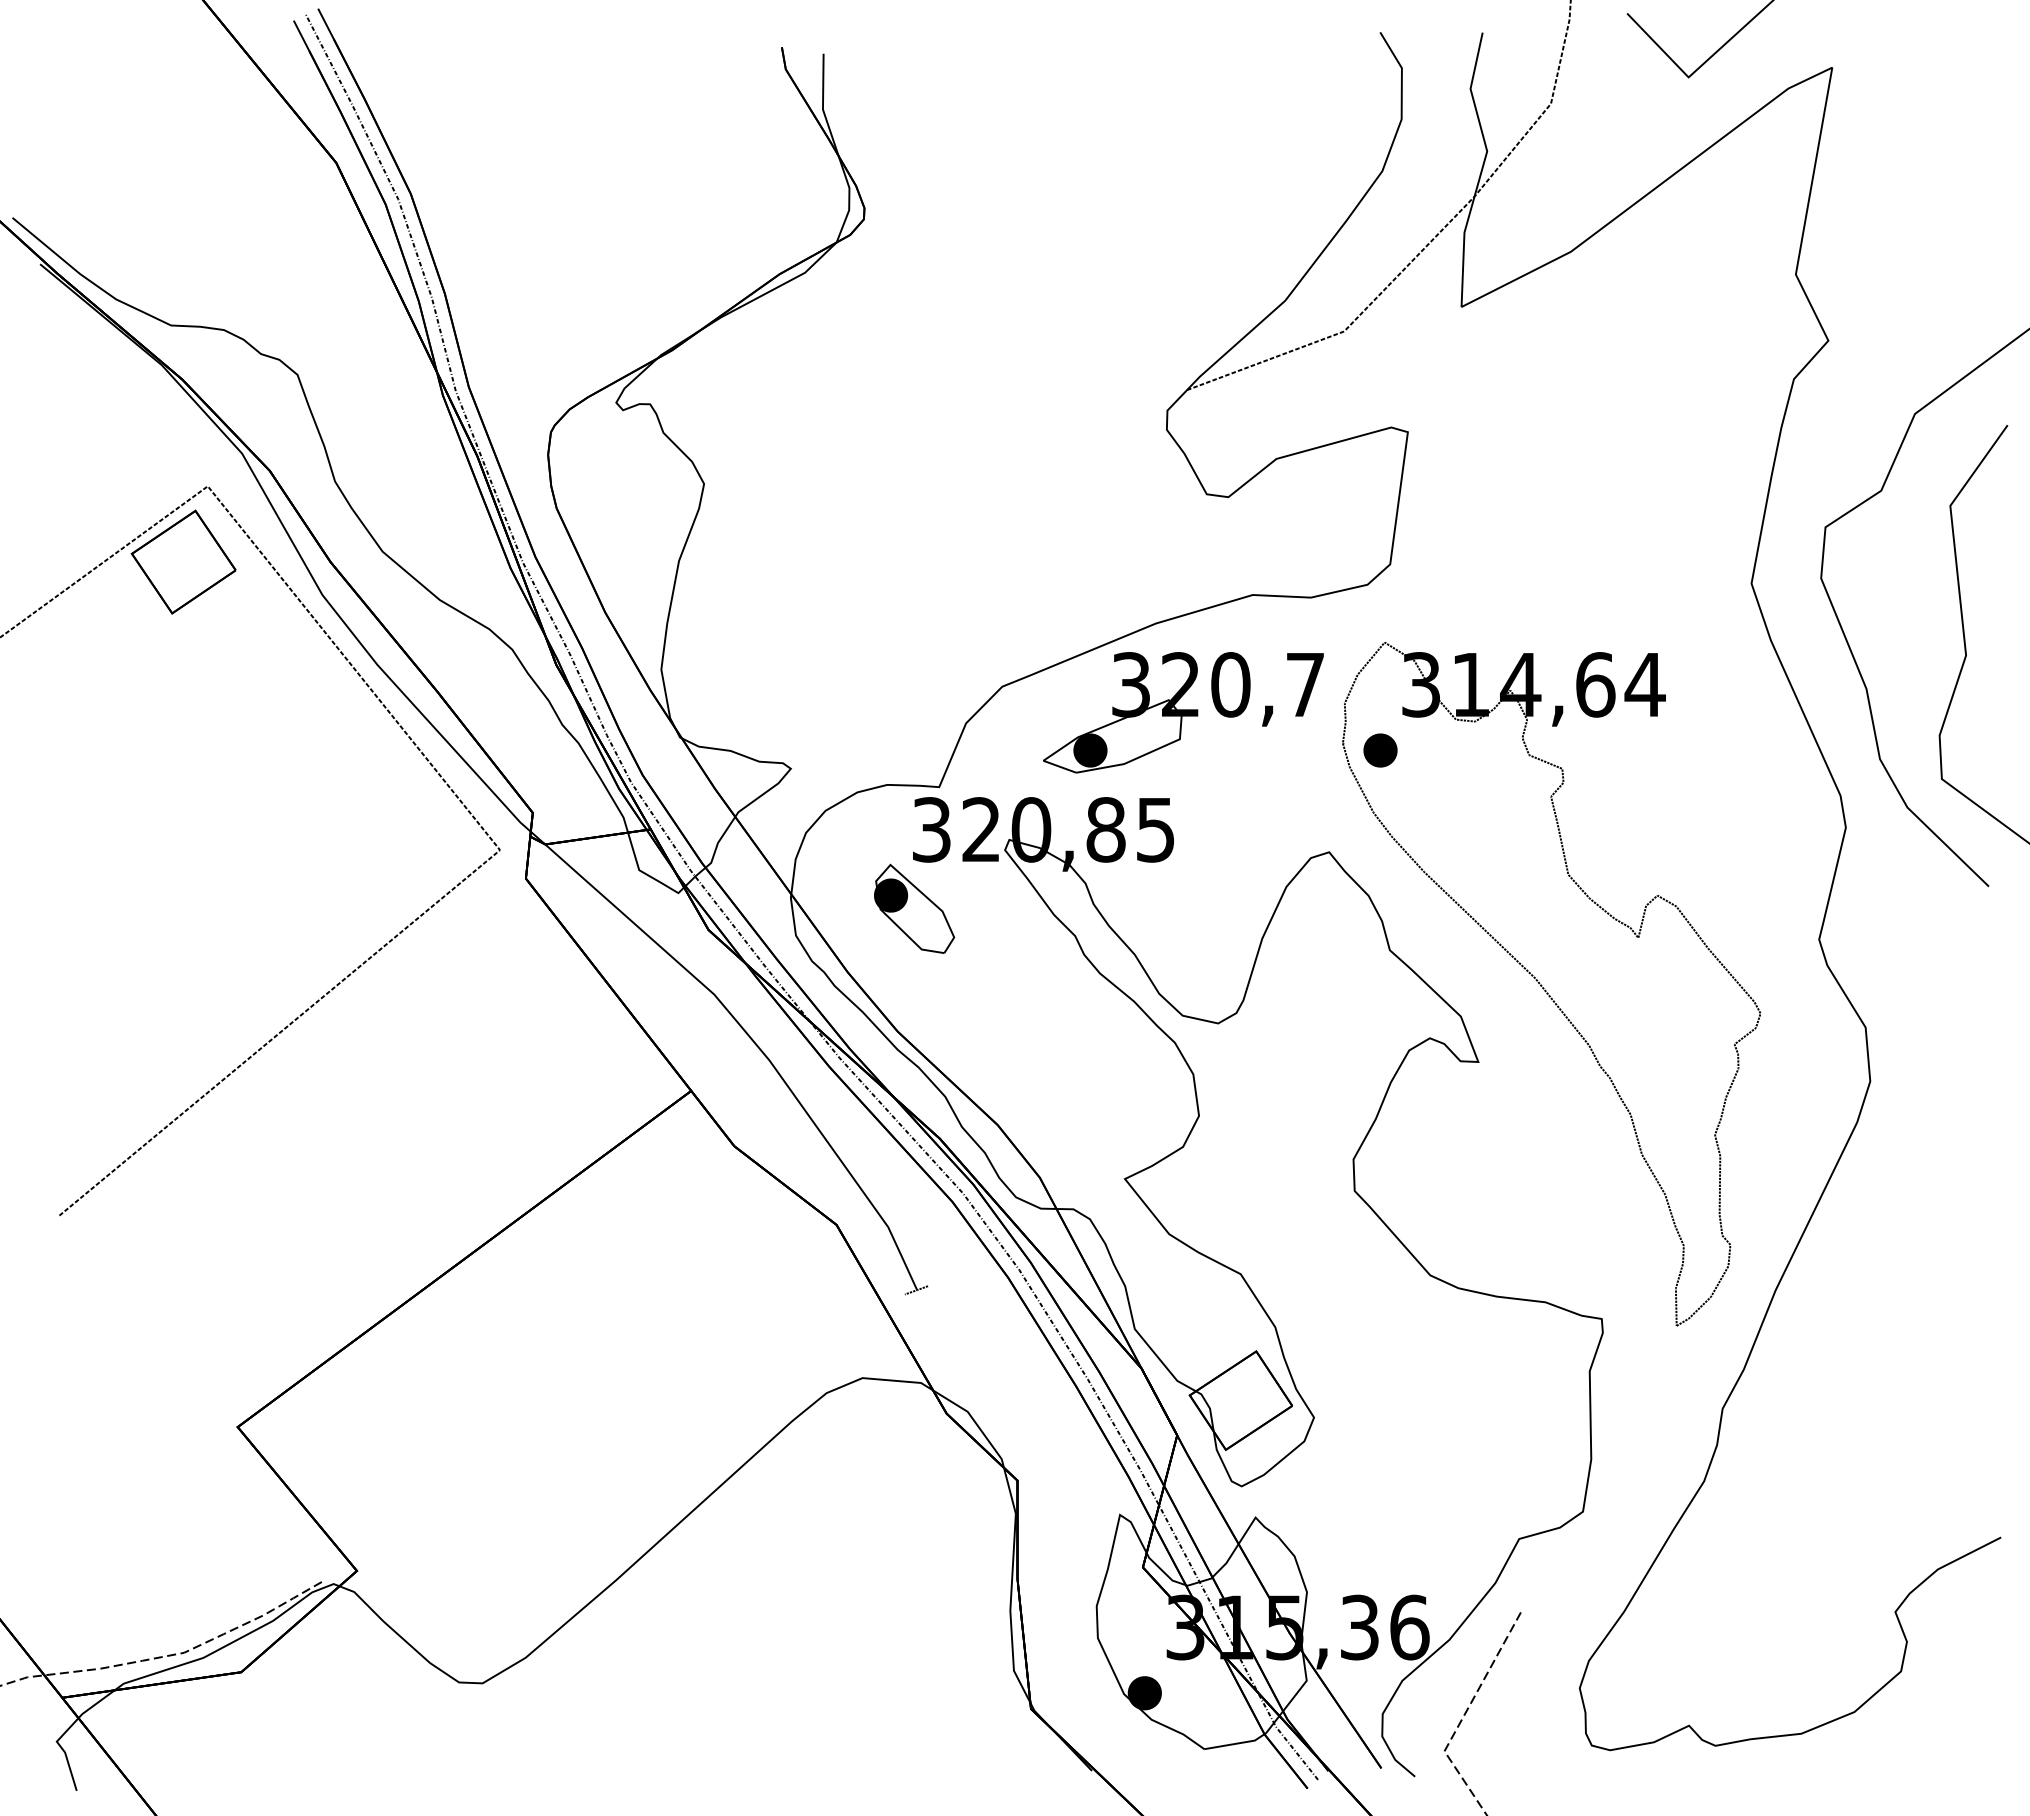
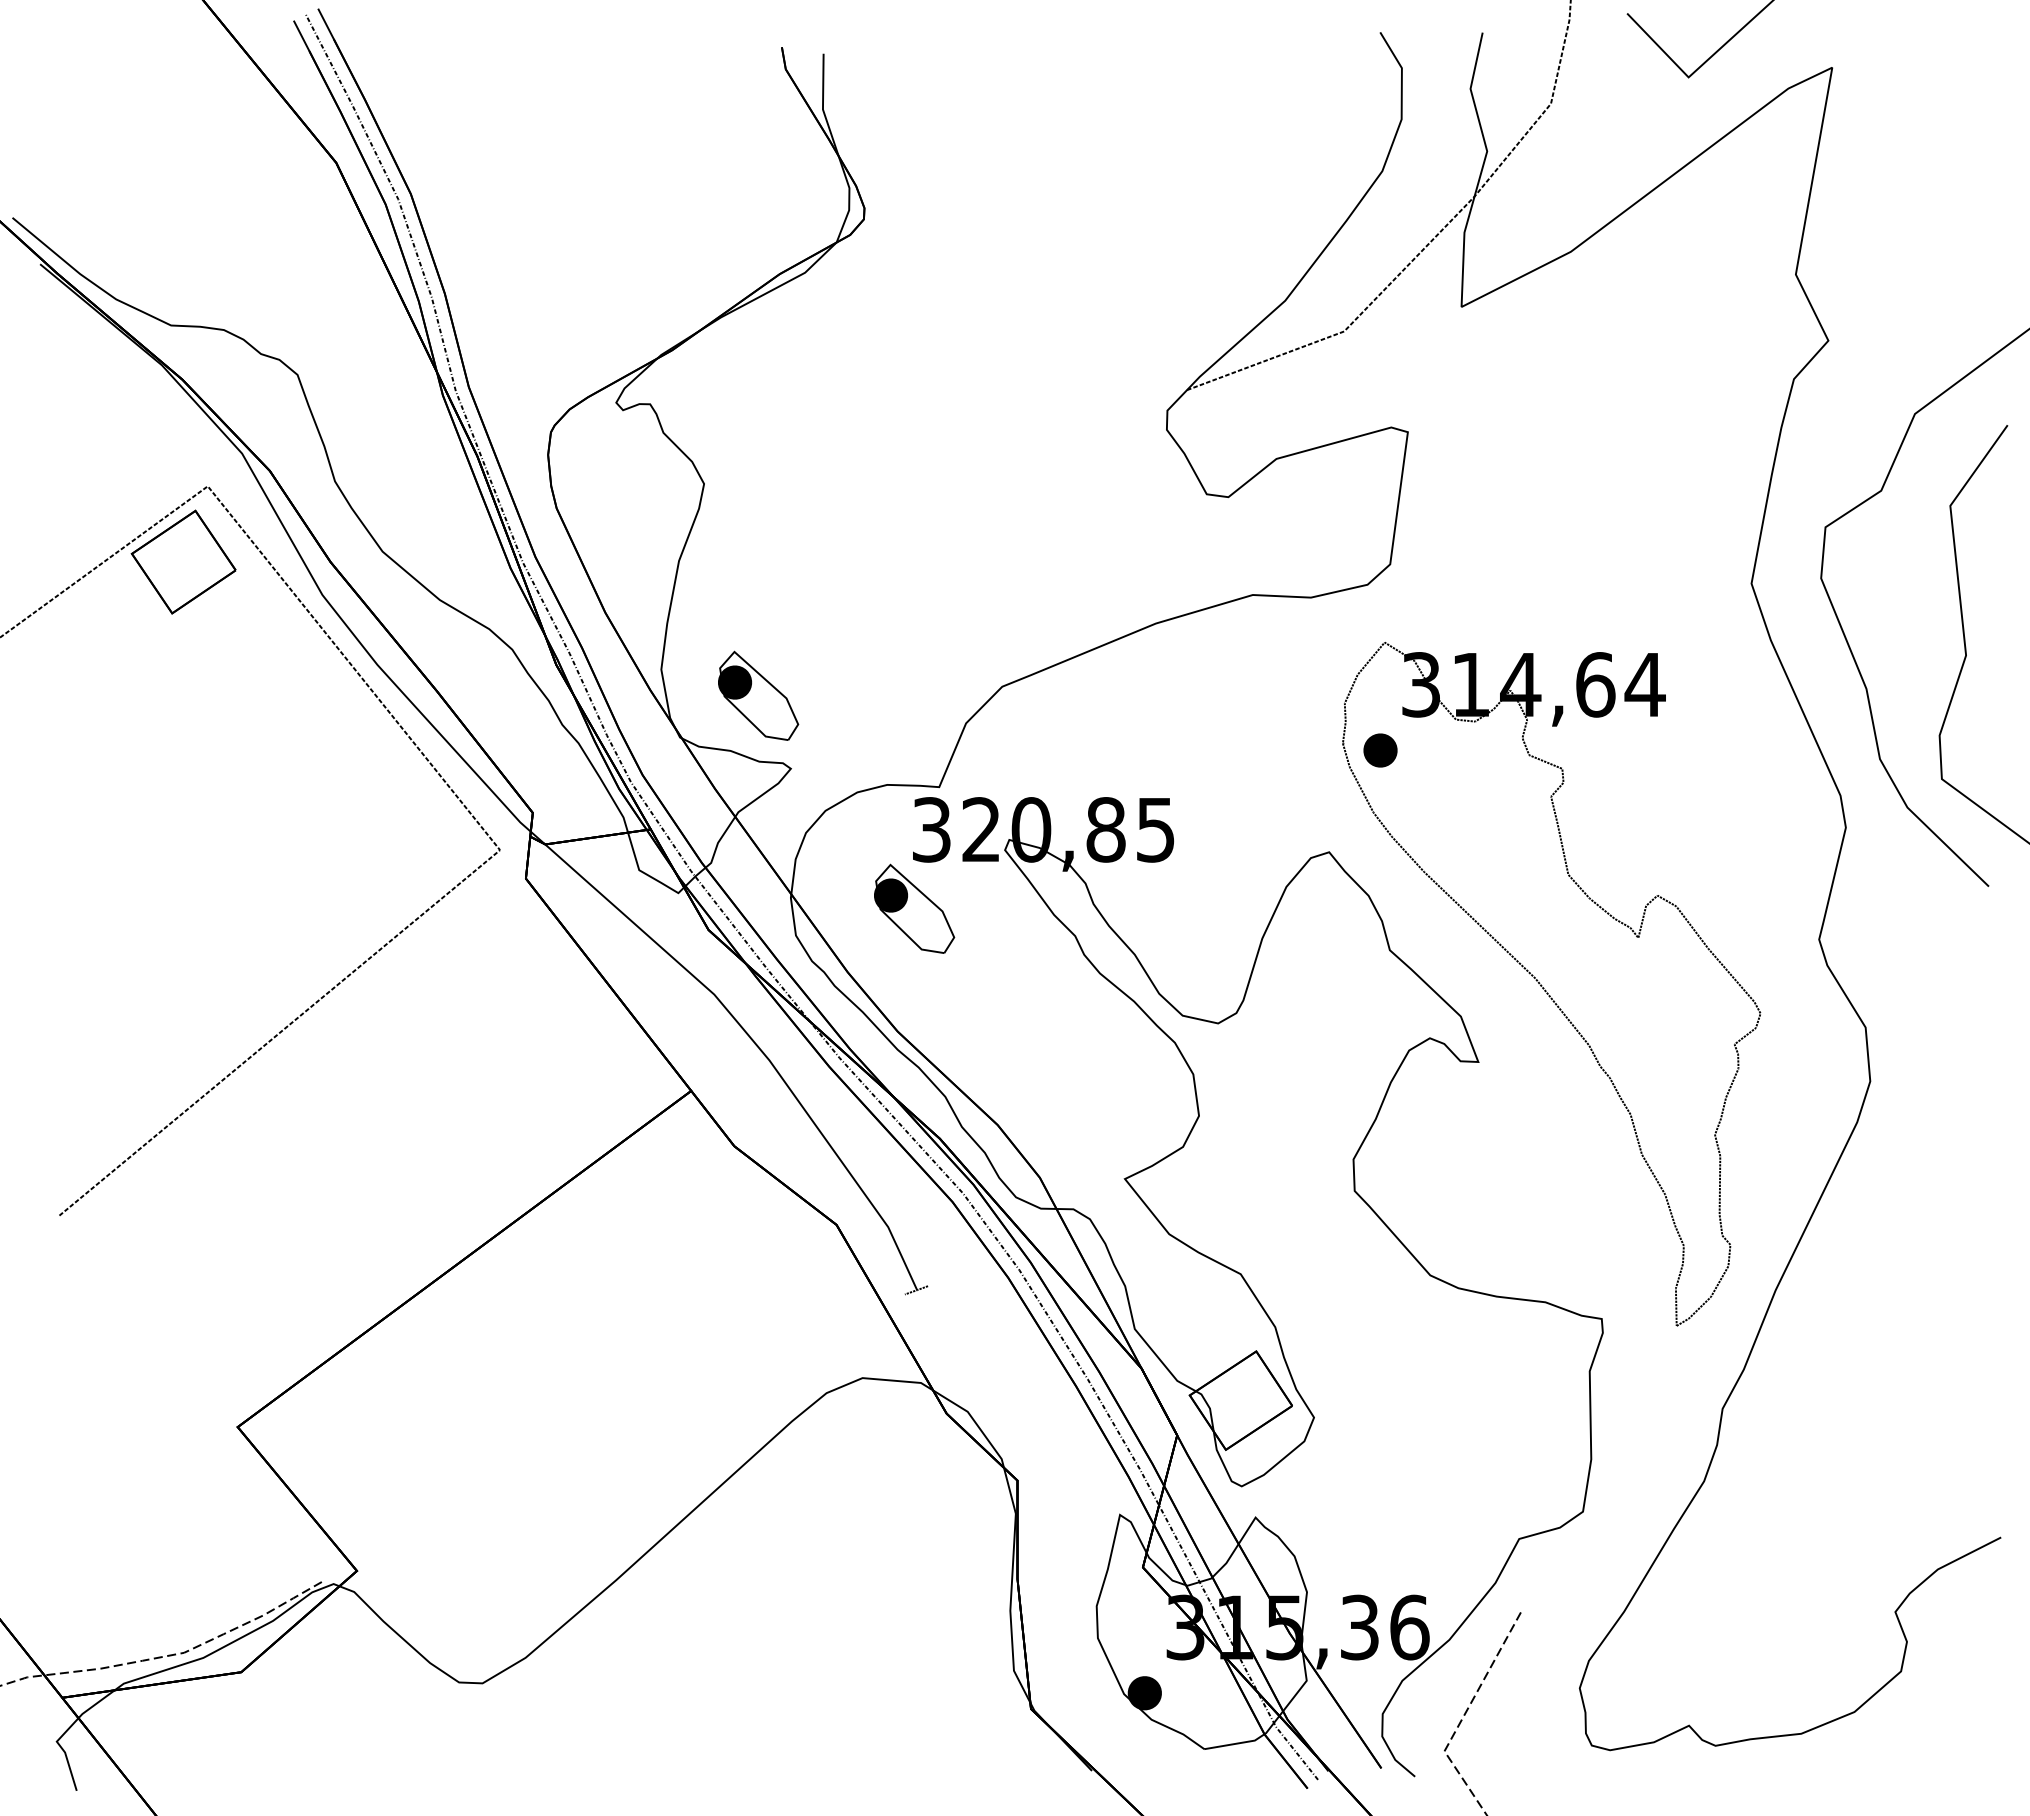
part: none -> present (758, 695)
part: present -> none (1183, 712)
